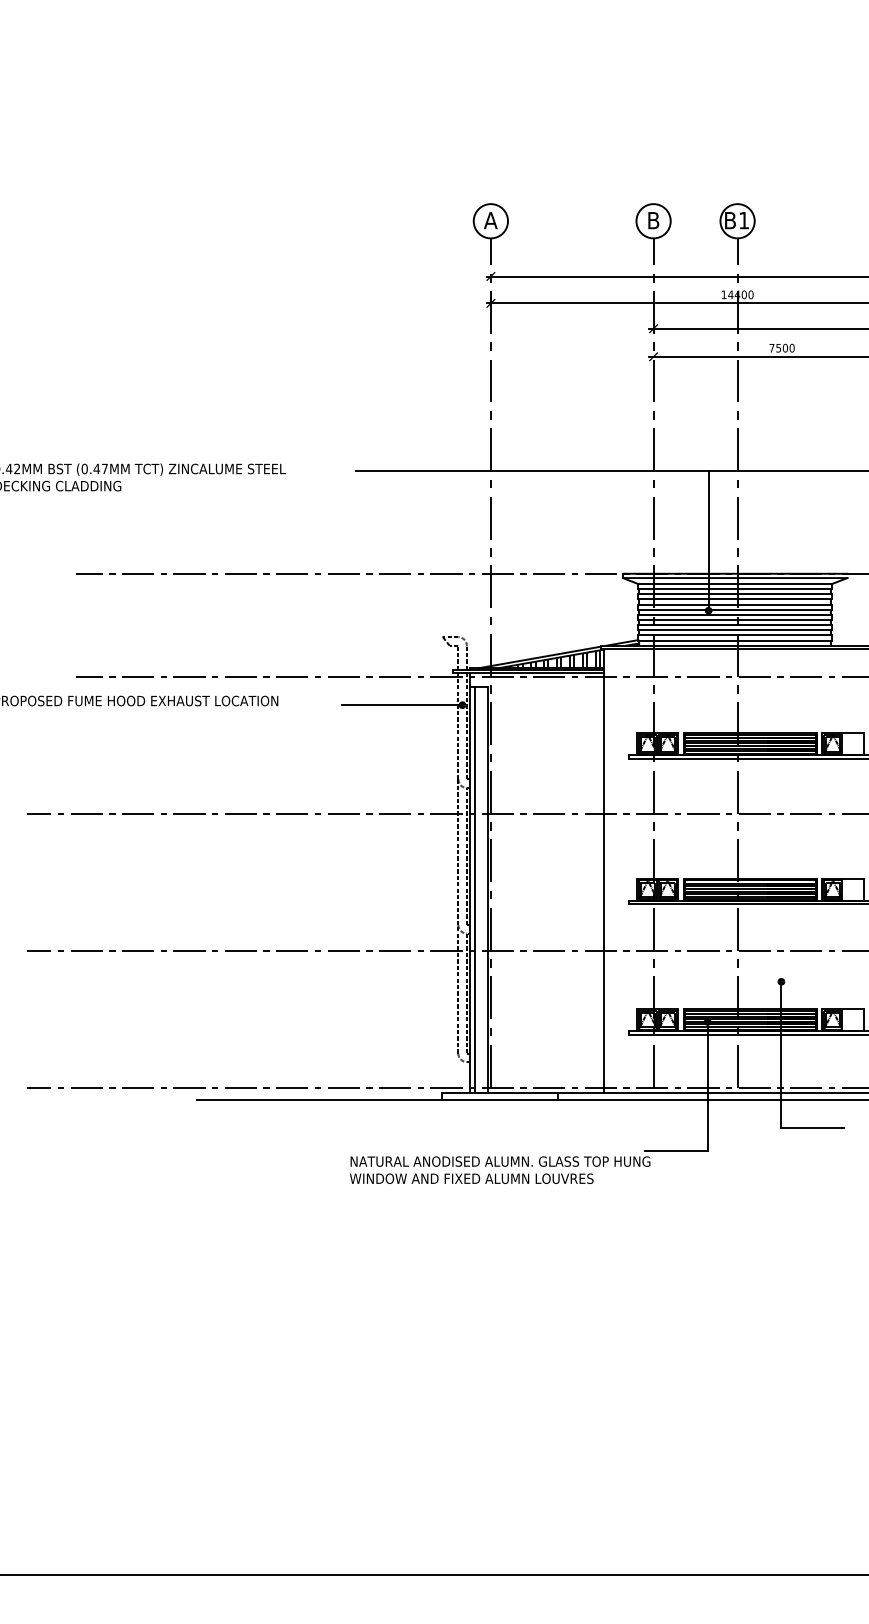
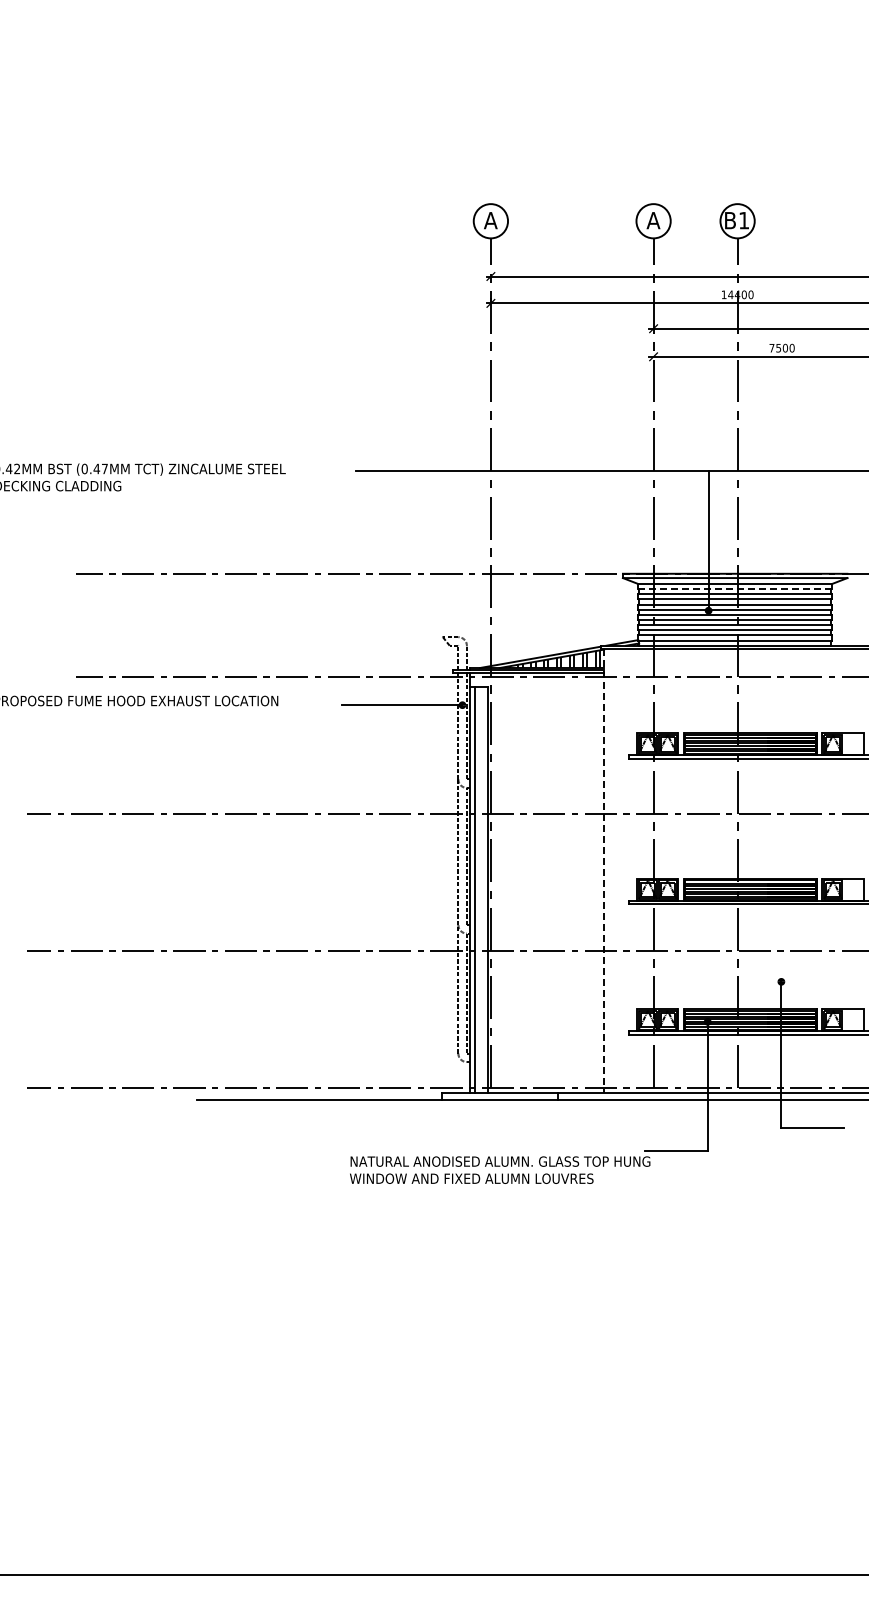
text: B -> A (653, 220)
line: solid -> dashed (735, 589)
line: solid -> dashed (604, 871)
